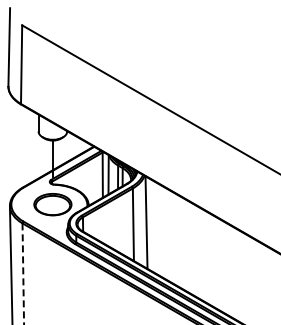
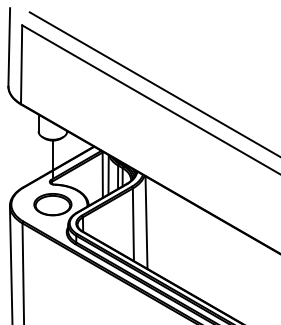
line: none -> present (153, 83)
line: dashed -> solid (23, 274)
